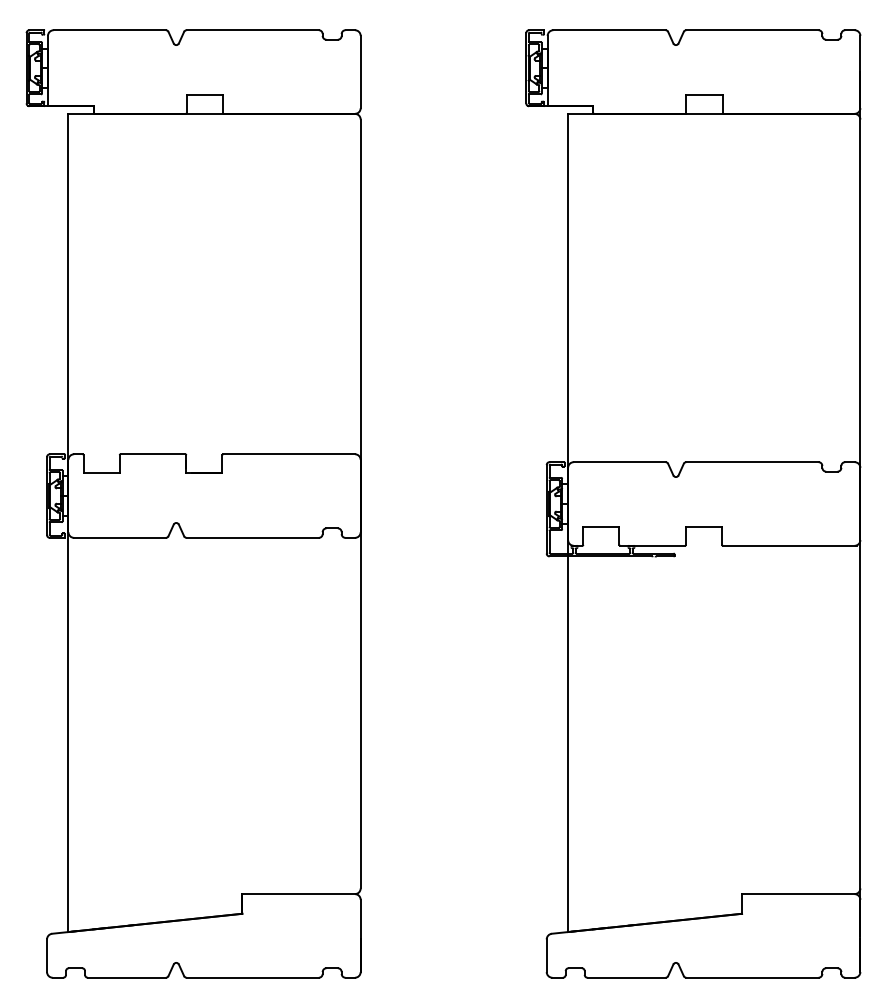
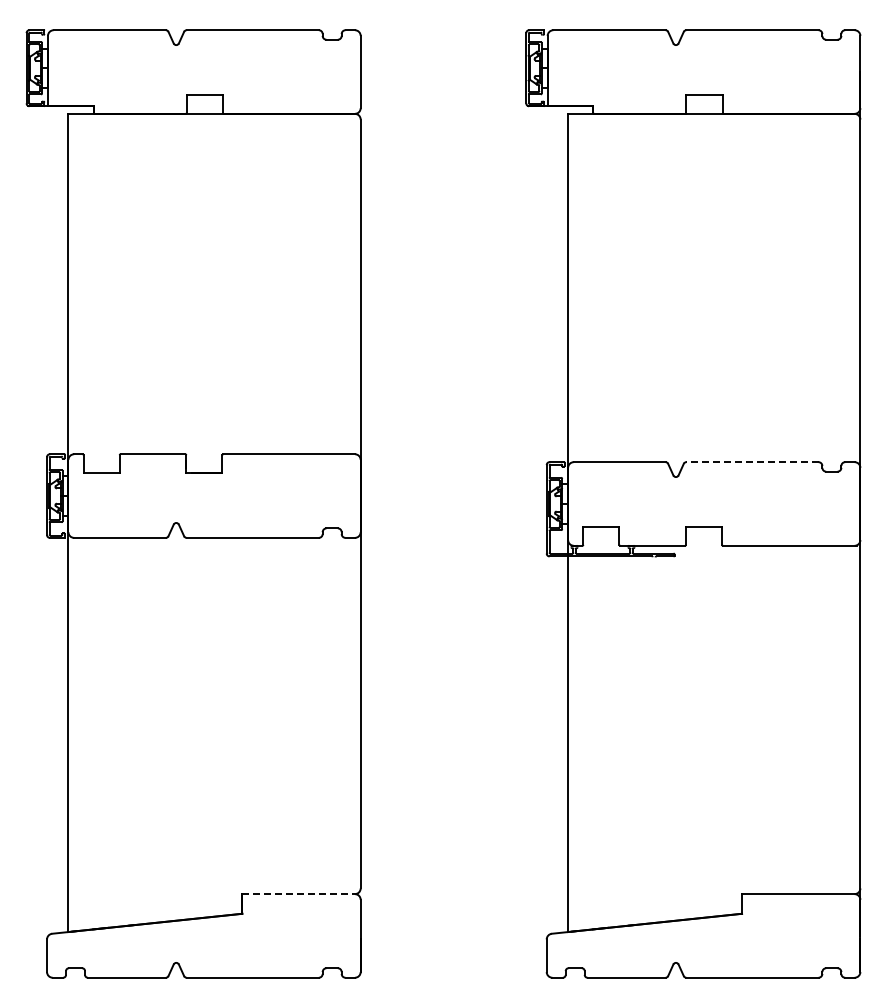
line: solid -> dashed (751, 462)
line: solid -> dashed (299, 894)
